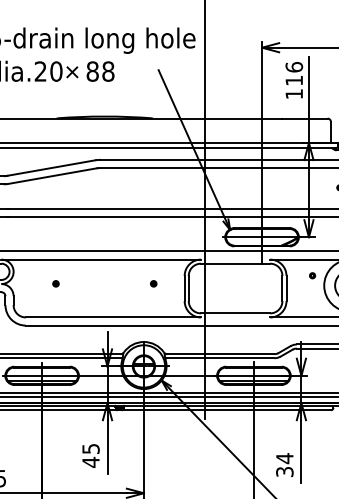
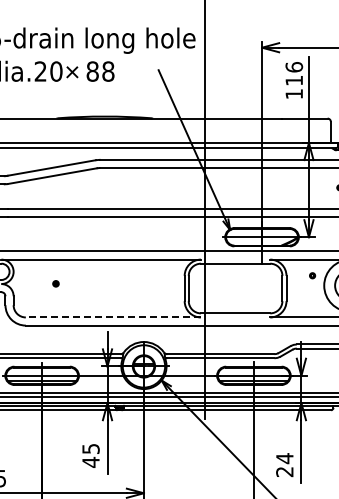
part: present -> none (153, 283)
line: solid -> dashed (113, 317)
text: 34 -> 24 (284, 471)
